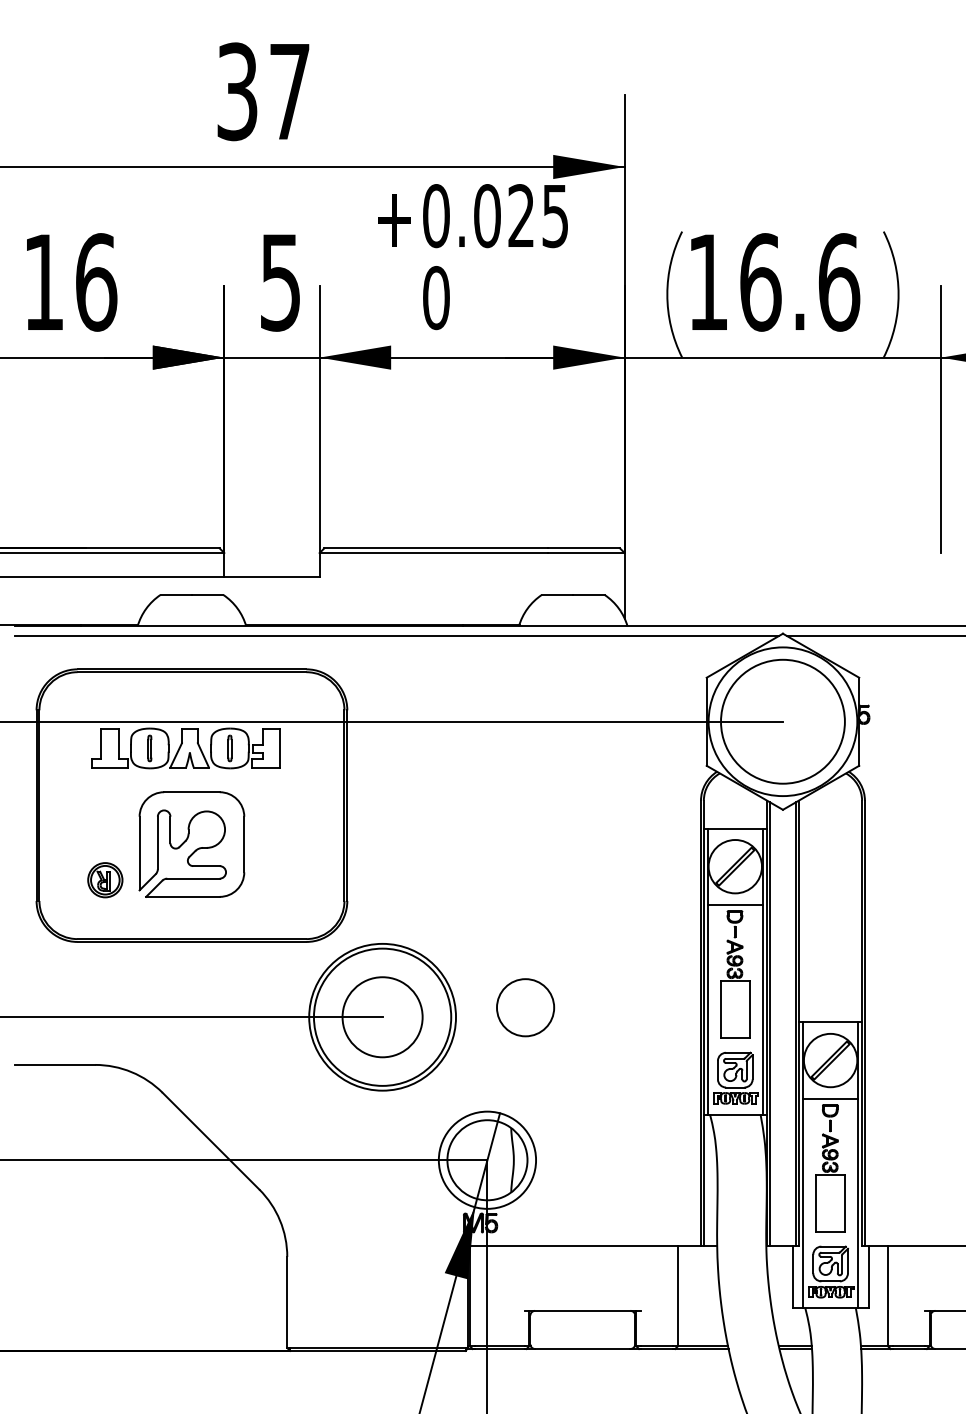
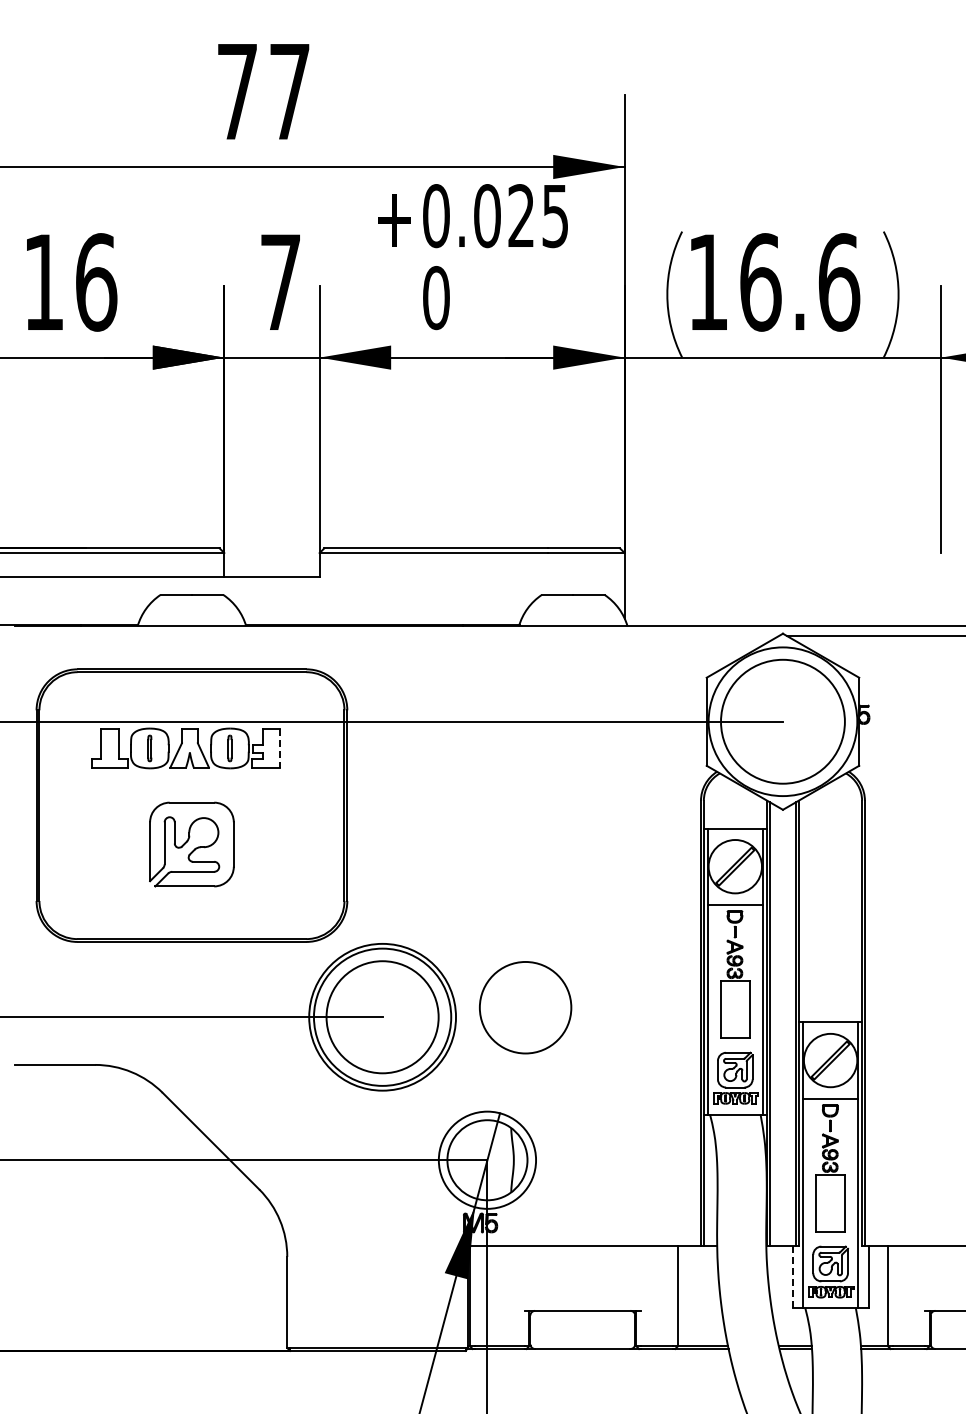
text: 37 -> 77 (237, 91)
text: 5 -> 7 (280, 282)
line: present -> none (396, 635)
line: solid -> dashed (279, 748)
part size: 108x107 px -> 86x87 px (191, 844)
part: present -> none (105, 880)
circle diameter: 57 px -> 92 px (525, 1007)
circle diameter: 80 px -> 112 px (382, 1017)
line: solid -> dashed (792, 1277)
